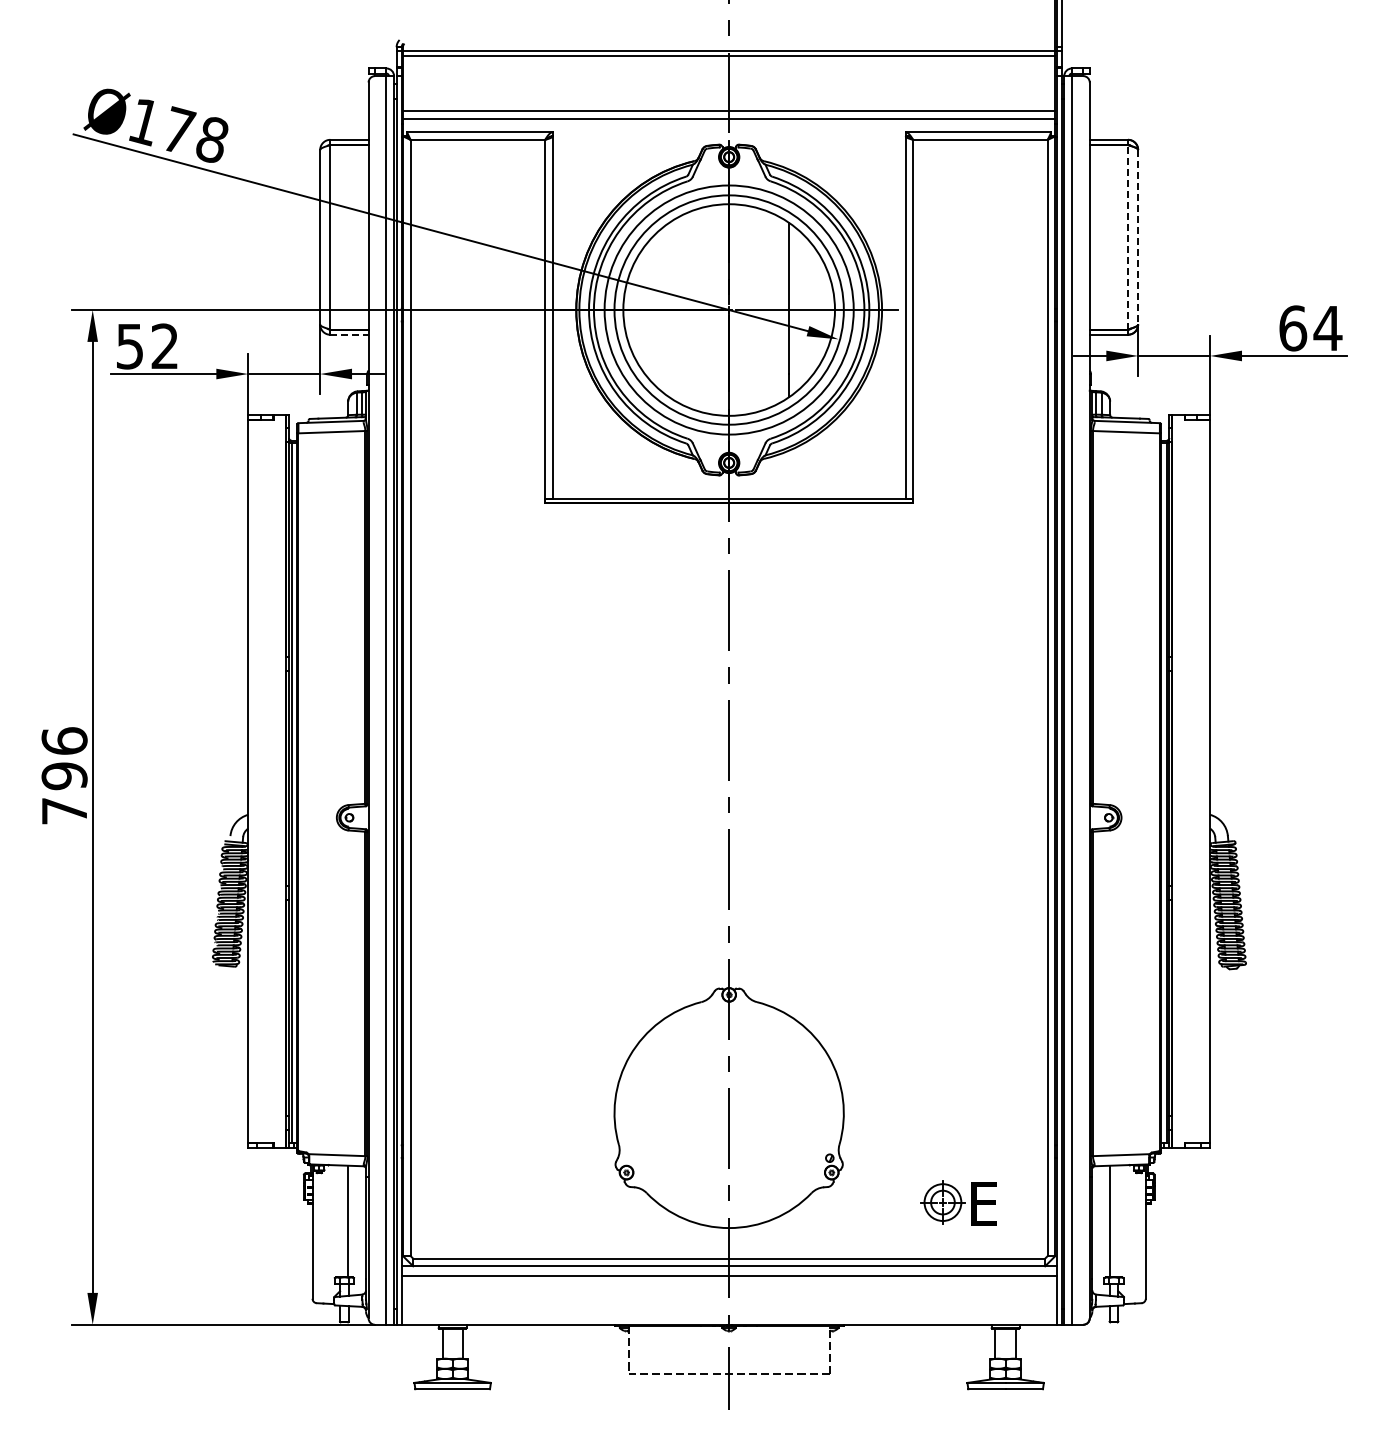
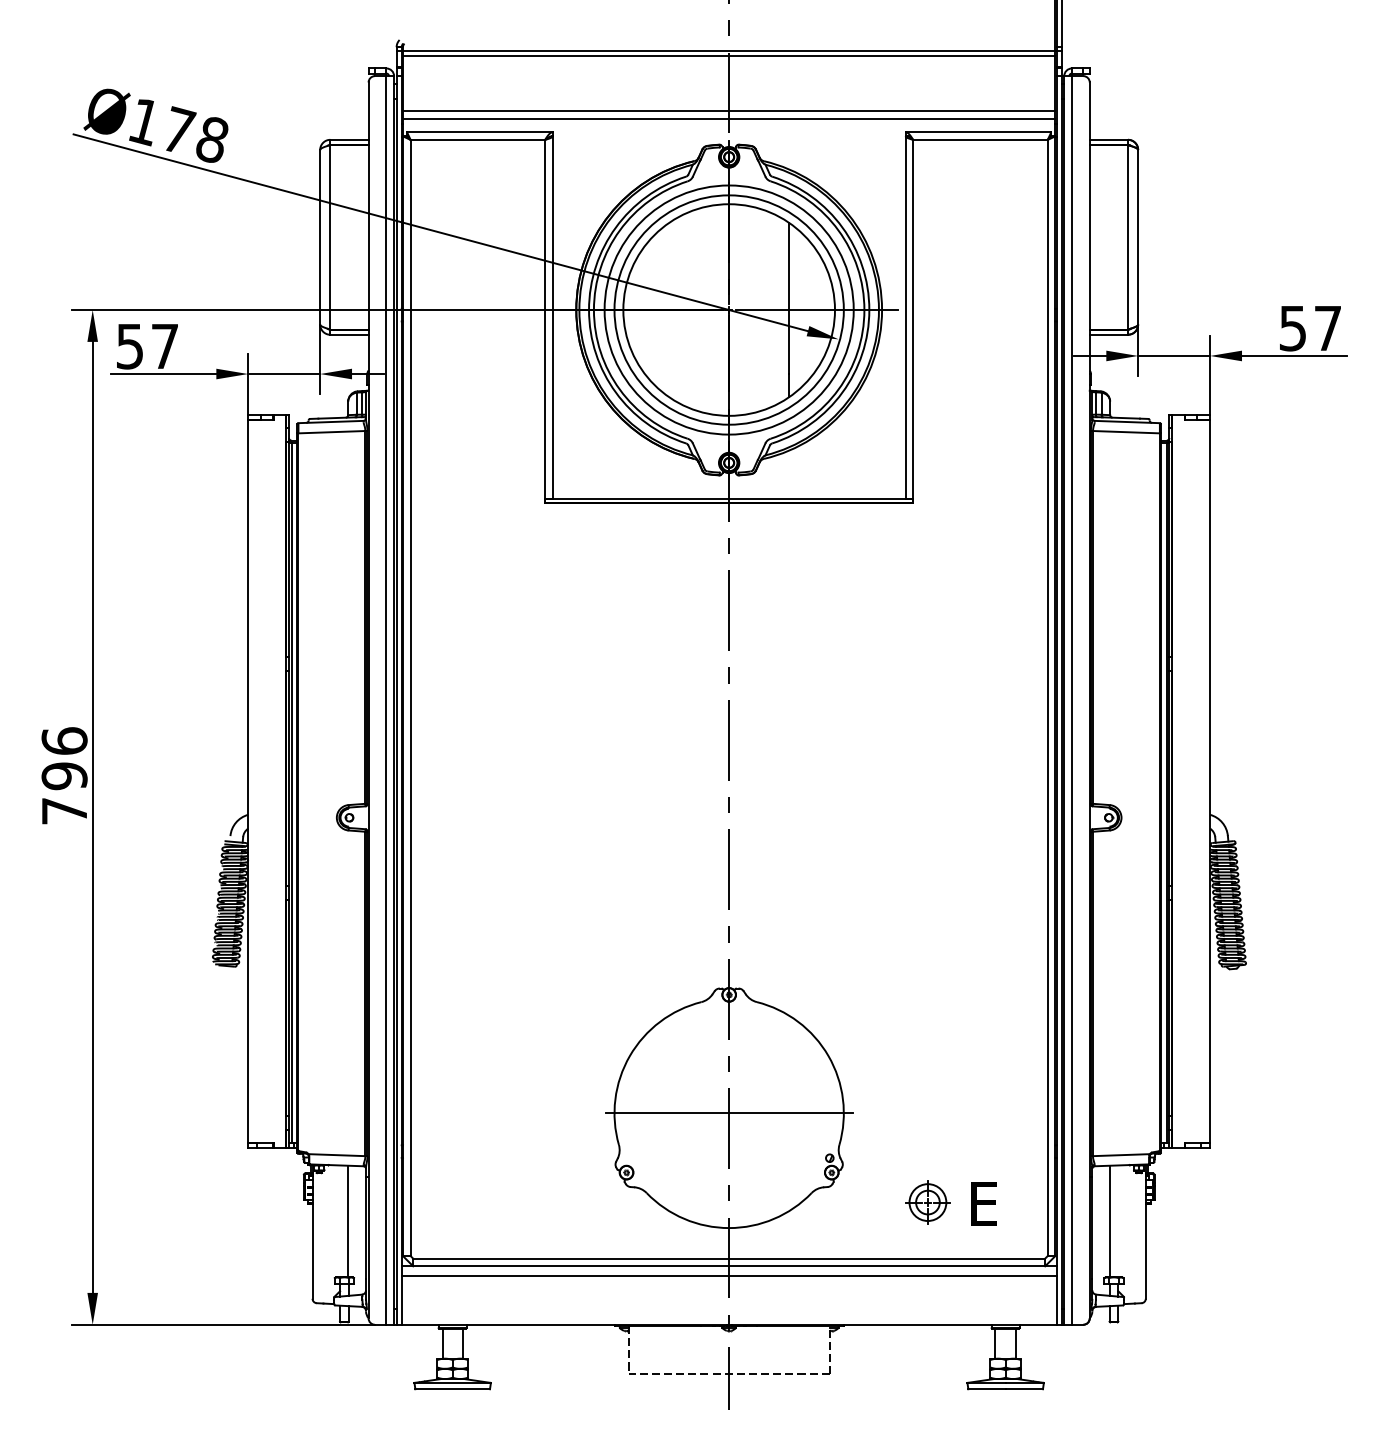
line: dashed -> solid (1127, 236)
line: dashed -> solid (1138, 237)
text: 64 -> 57 (1310, 328)
line: dashed -> solid (349, 334)
text: 52 -> 57 (164, 345)
line: none -> present (729, 1113)
part position: (942, 1202) -> (927, 1202) (927, 1202)
